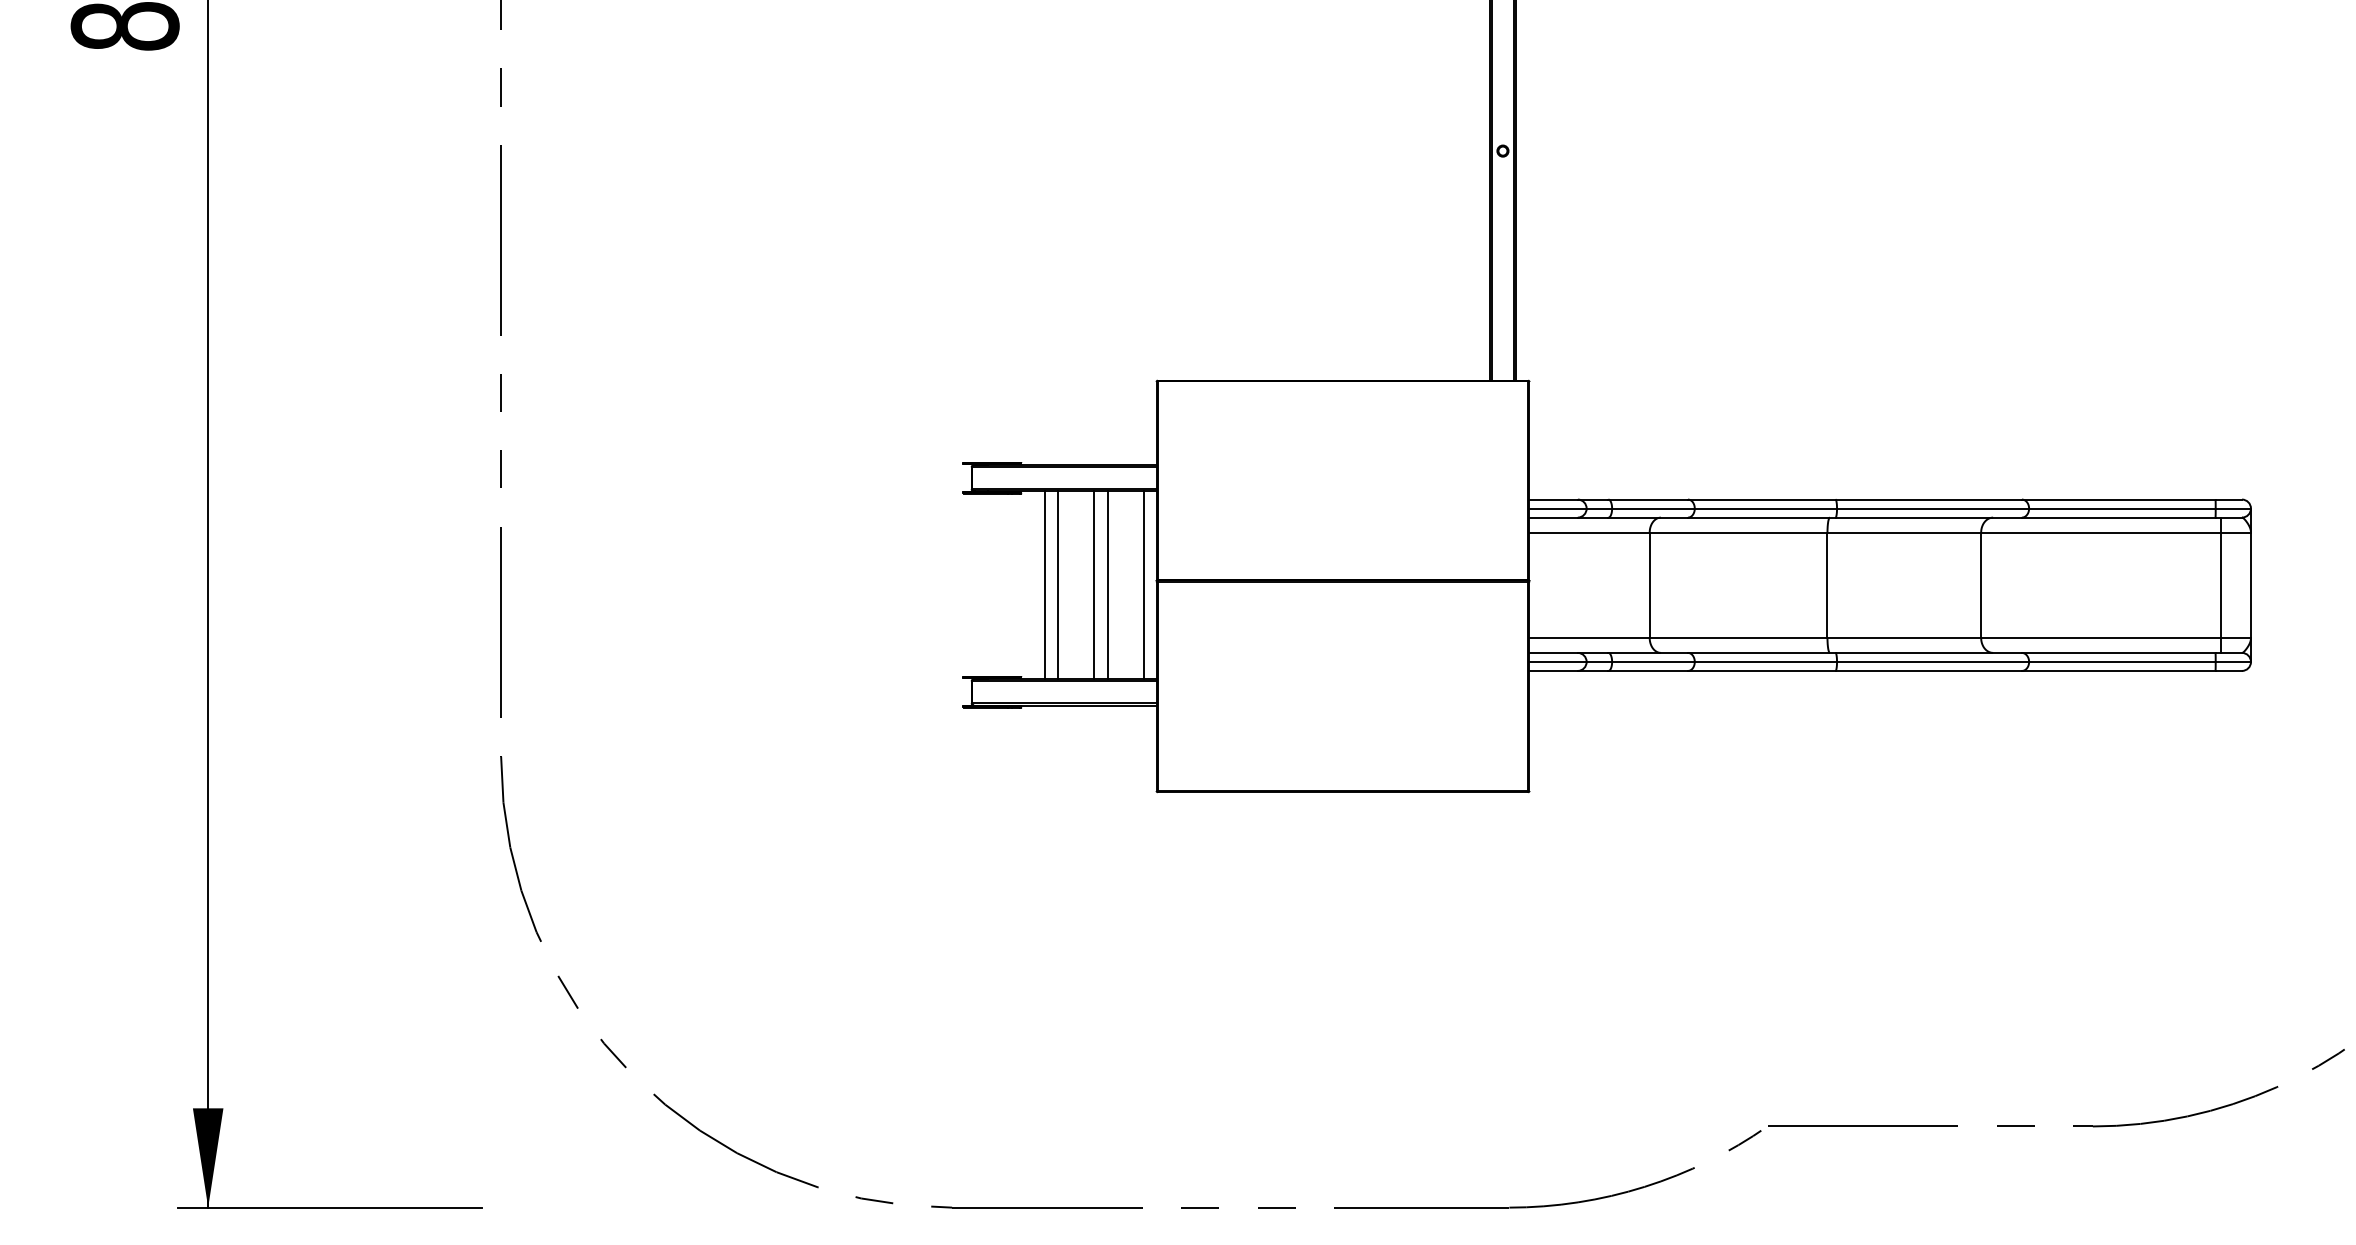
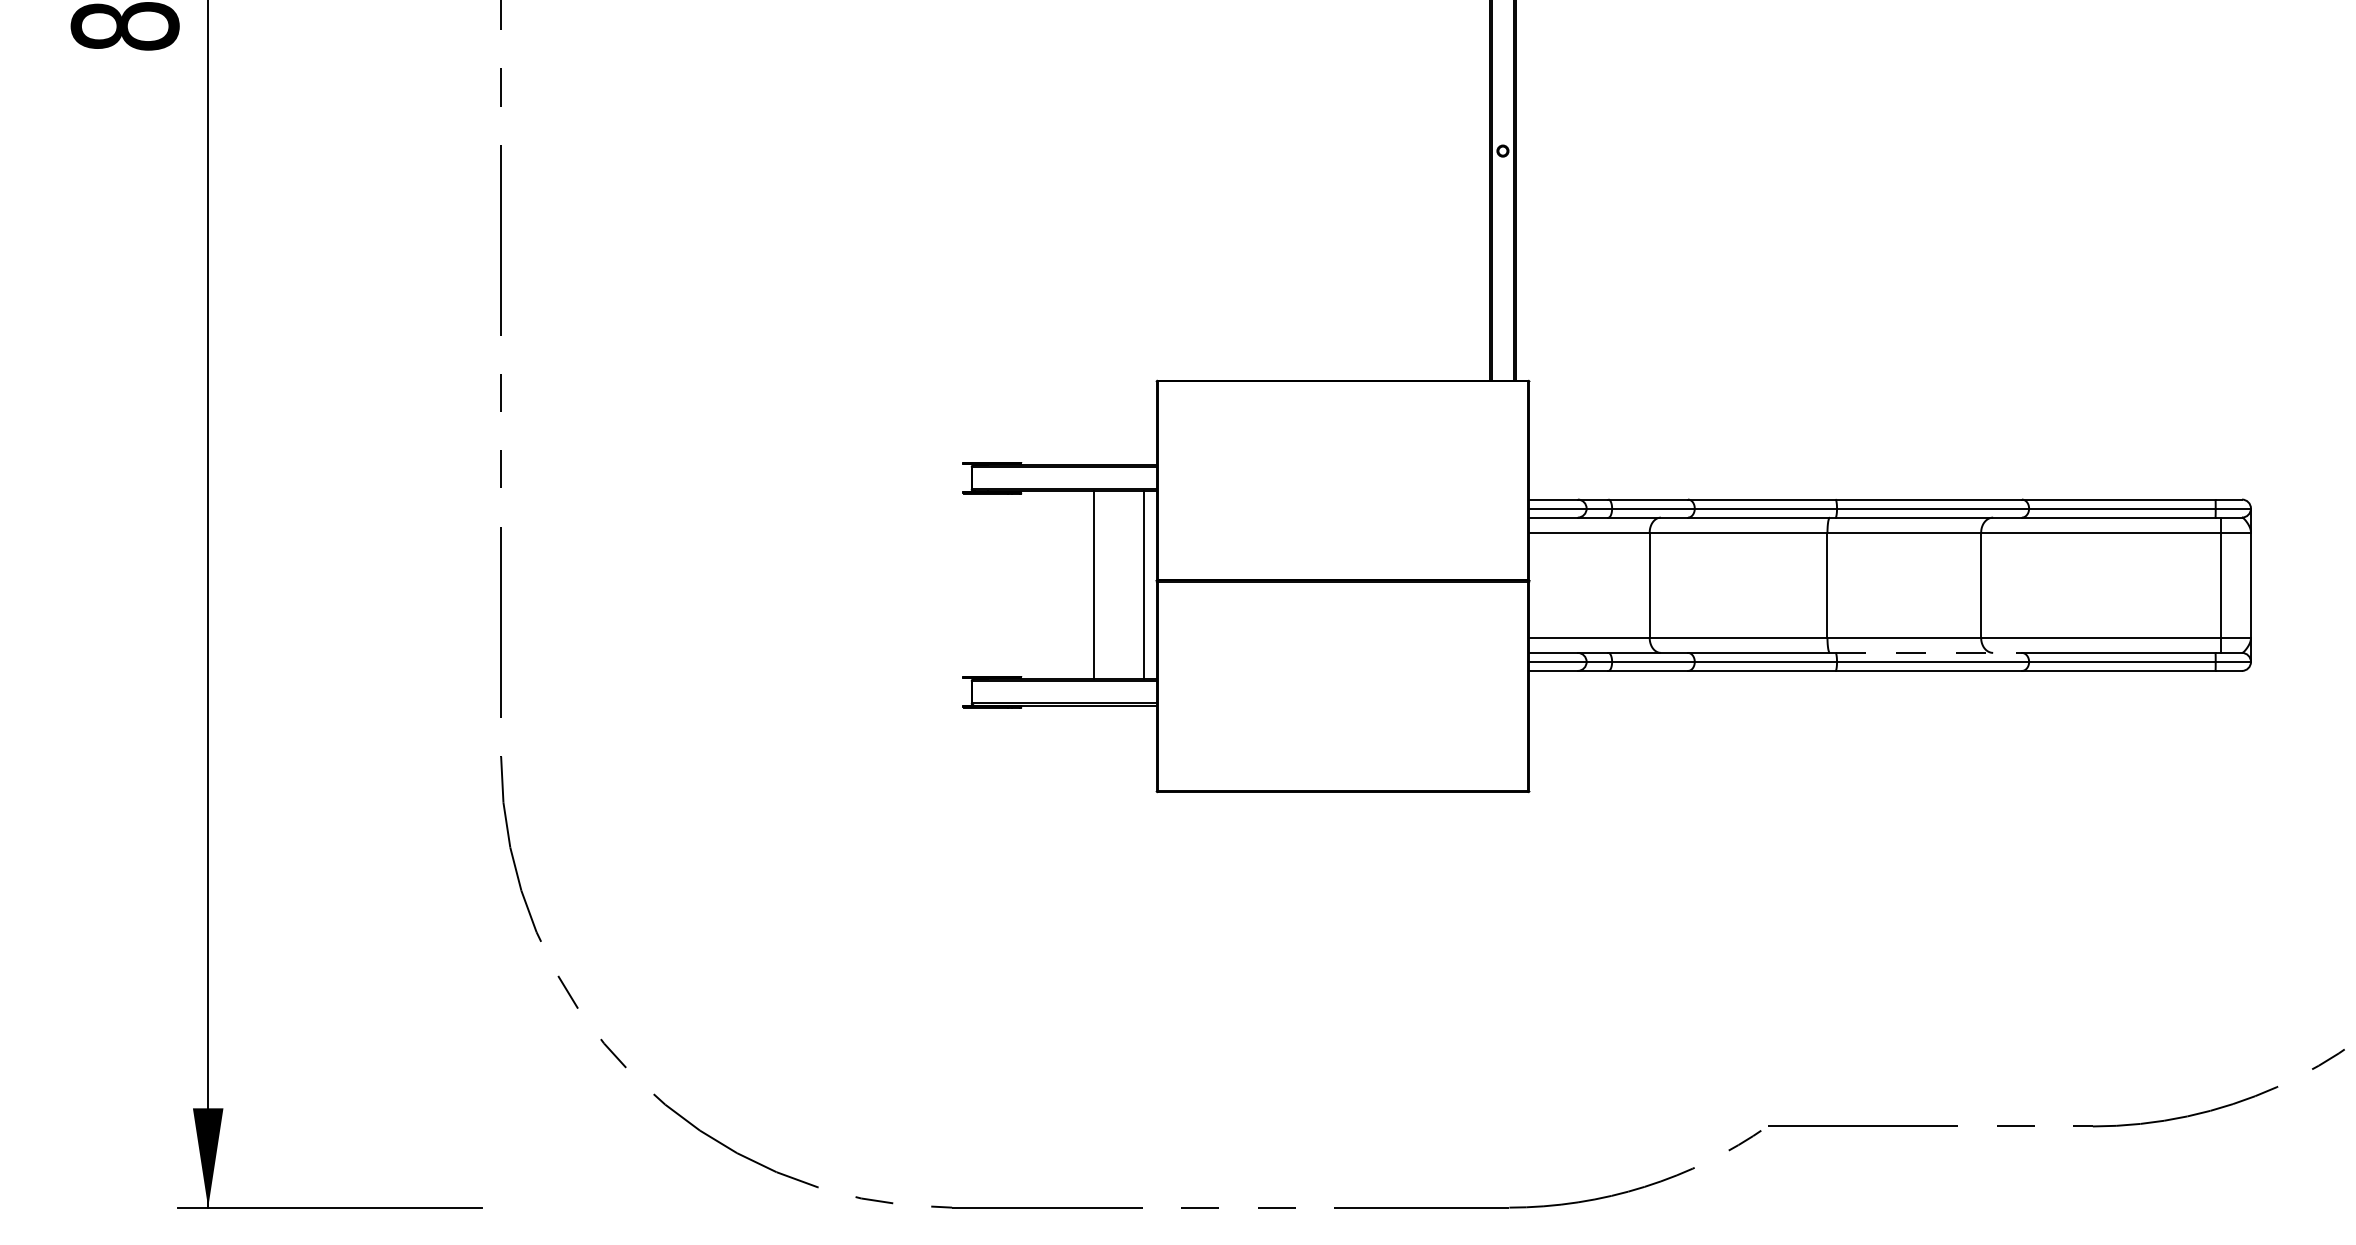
line: present -> none (1044, 585)
line: present -> none (1058, 585)
line: present -> none (1107, 585)
line: solid -> dashed (1929, 652)
